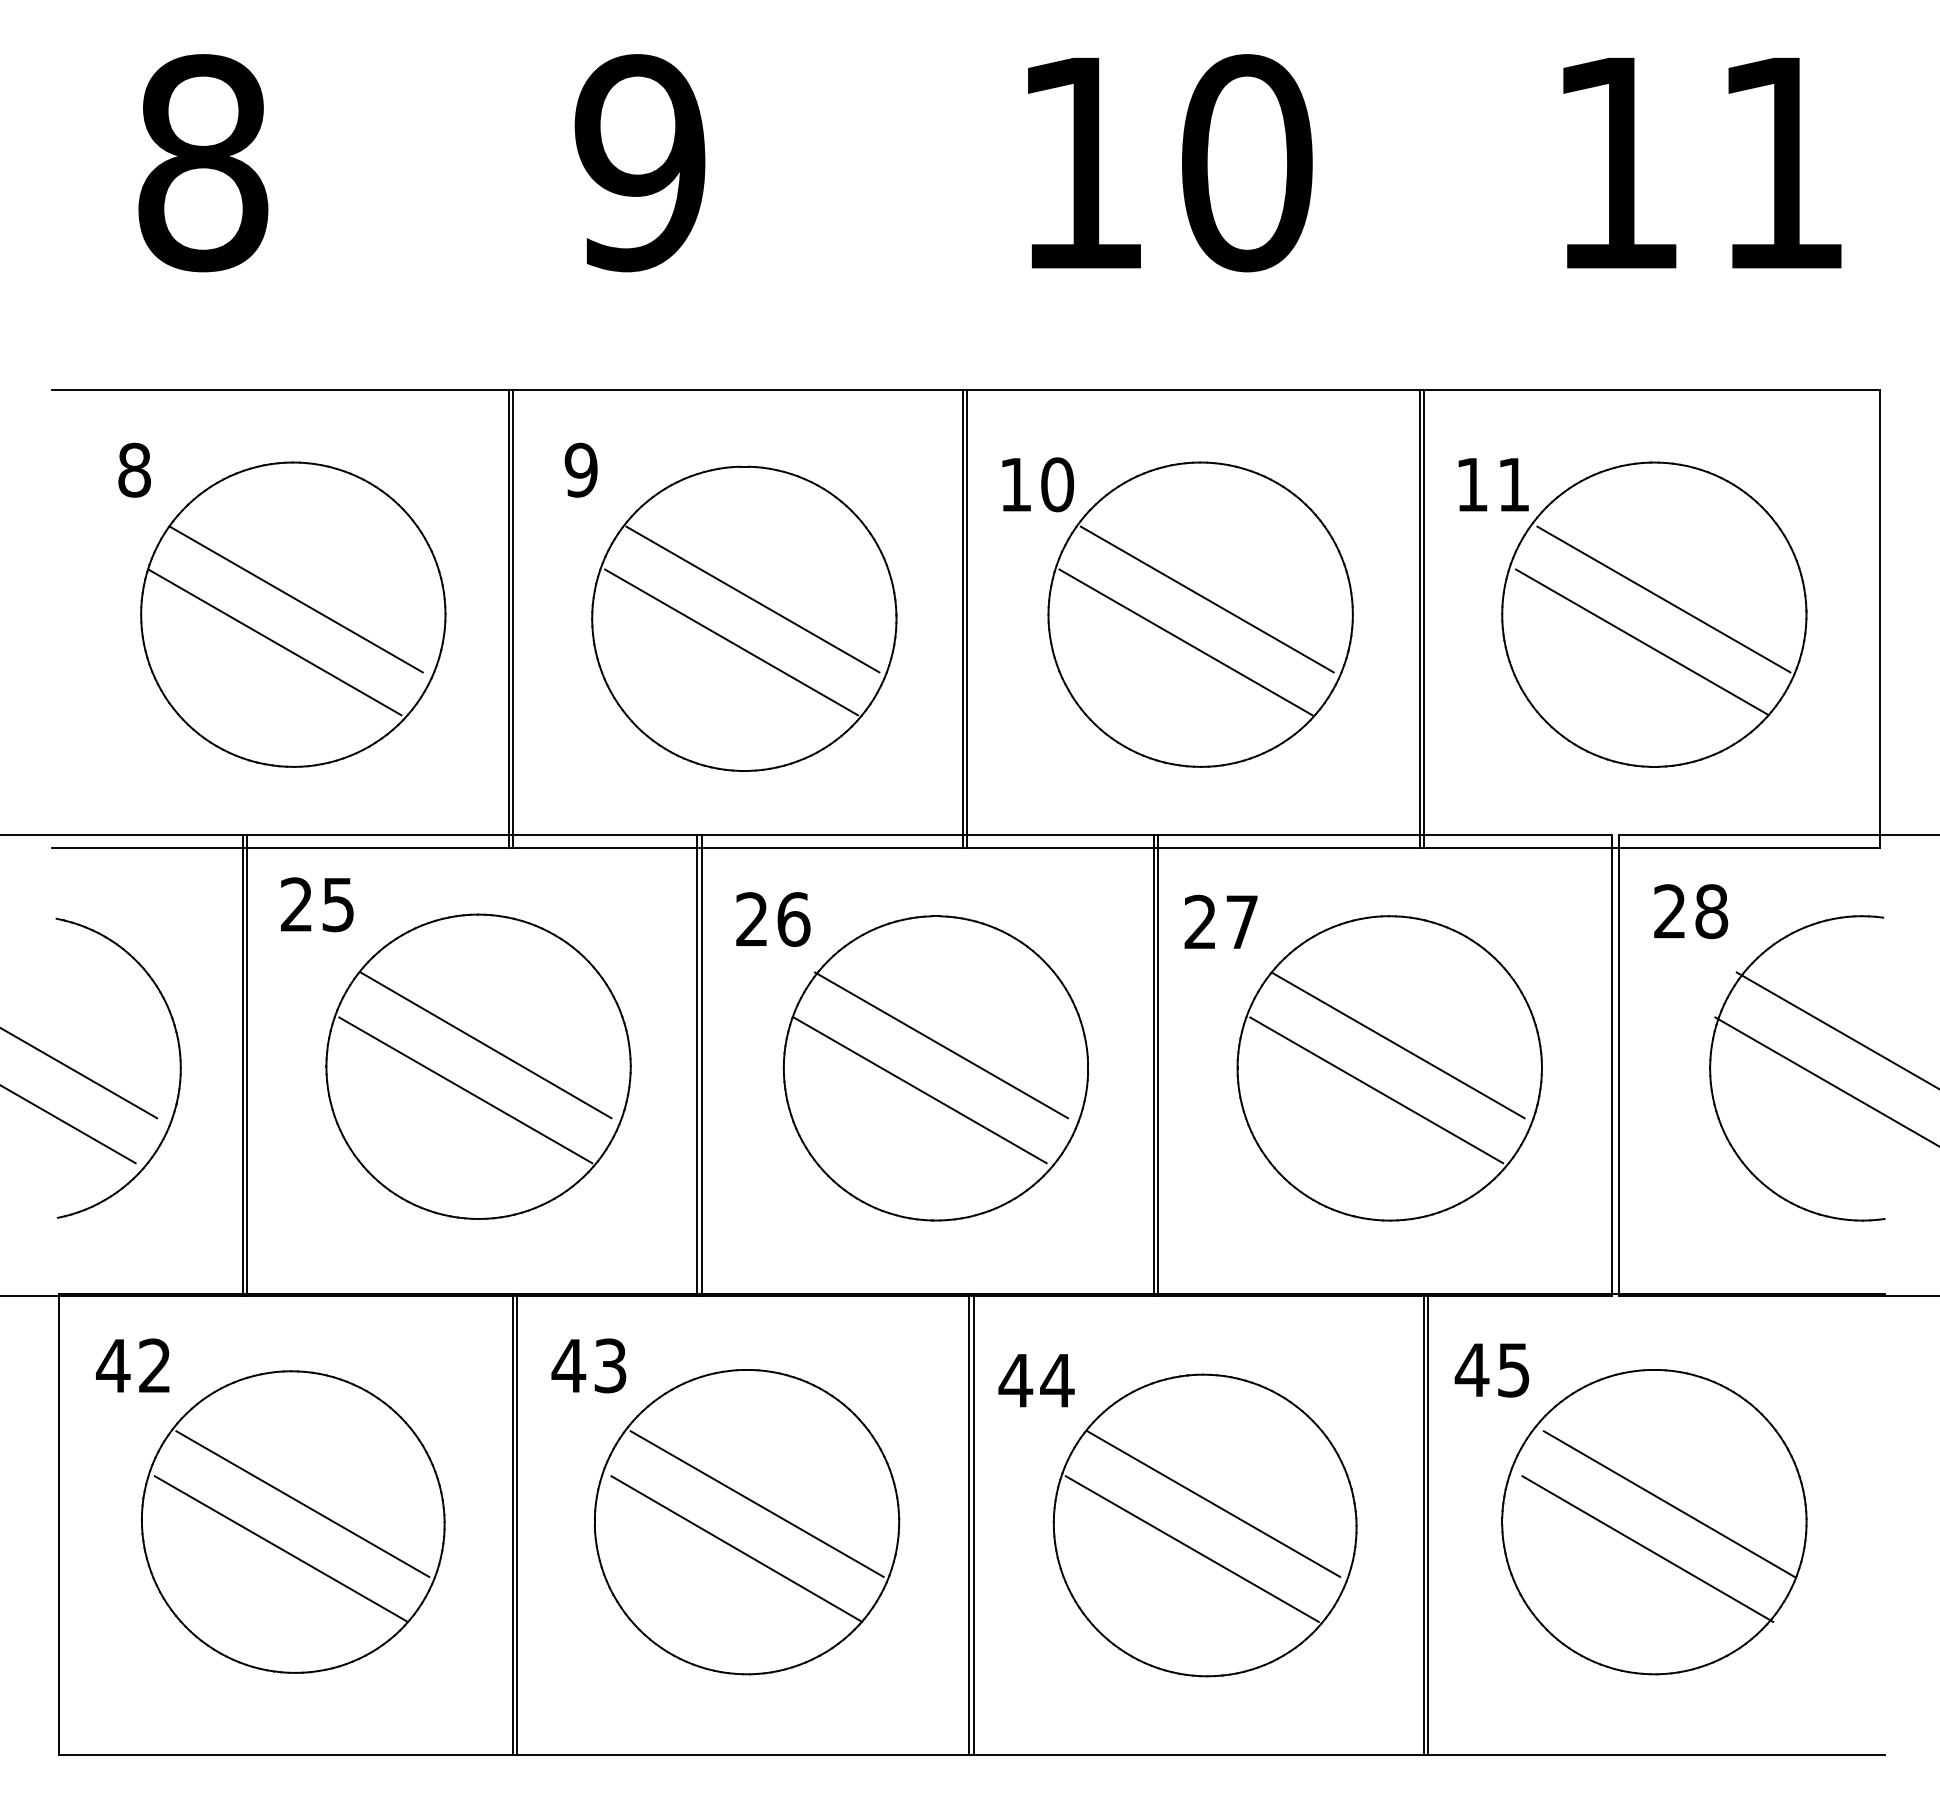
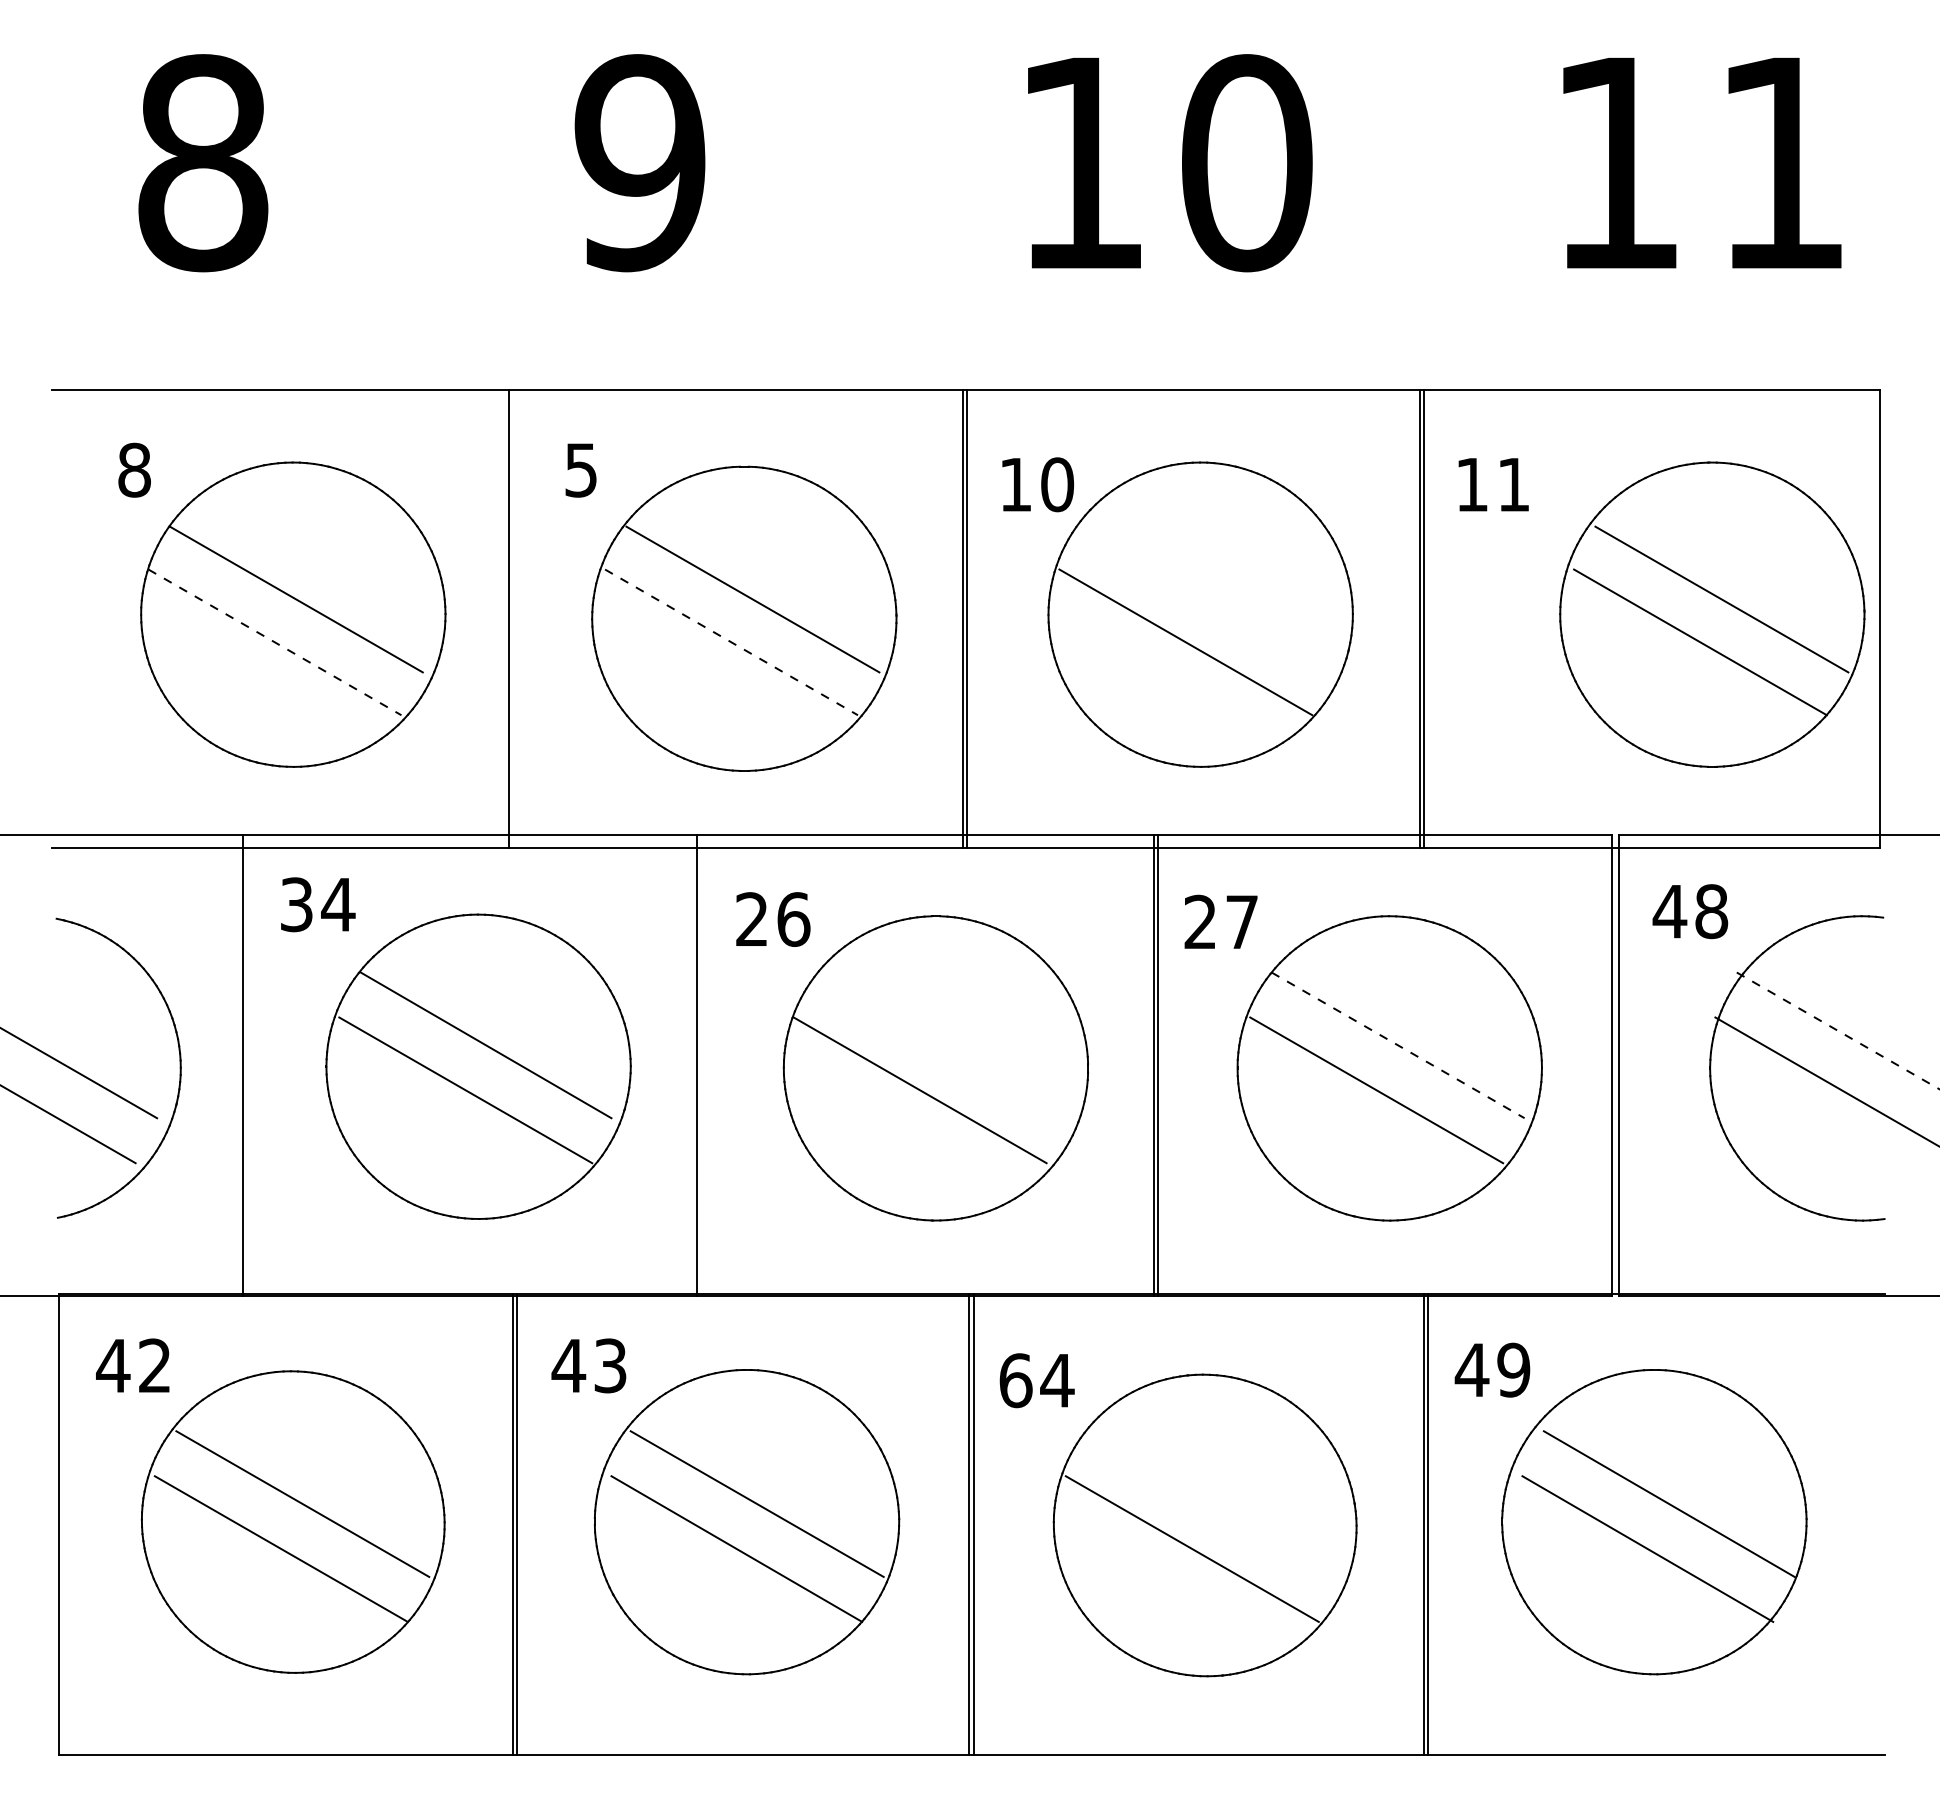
text: 9 -> 5 (580, 469)
line: present -> none (1206, 599)
part position: (1654, 614) -> (1712, 614) (1712, 614)
line: present -> none (512, 618)
line: solid -> dashed (274, 642)
line: solid -> dashed (731, 642)
text: 25 -> 34 (318, 904)
text: 28 -> 48 (1669, 911)
line: solid -> dashed (1838, 1030)
line: present -> none (941, 1045)
line: solid -> dashed (1398, 1045)
line: present -> none (247, 1065)
line: present -> none (701, 1065)
text: 45 -> 49 (1513, 1369)
text: 44 -> 64 (1015, 1380)
line: present -> none (1213, 1503)
